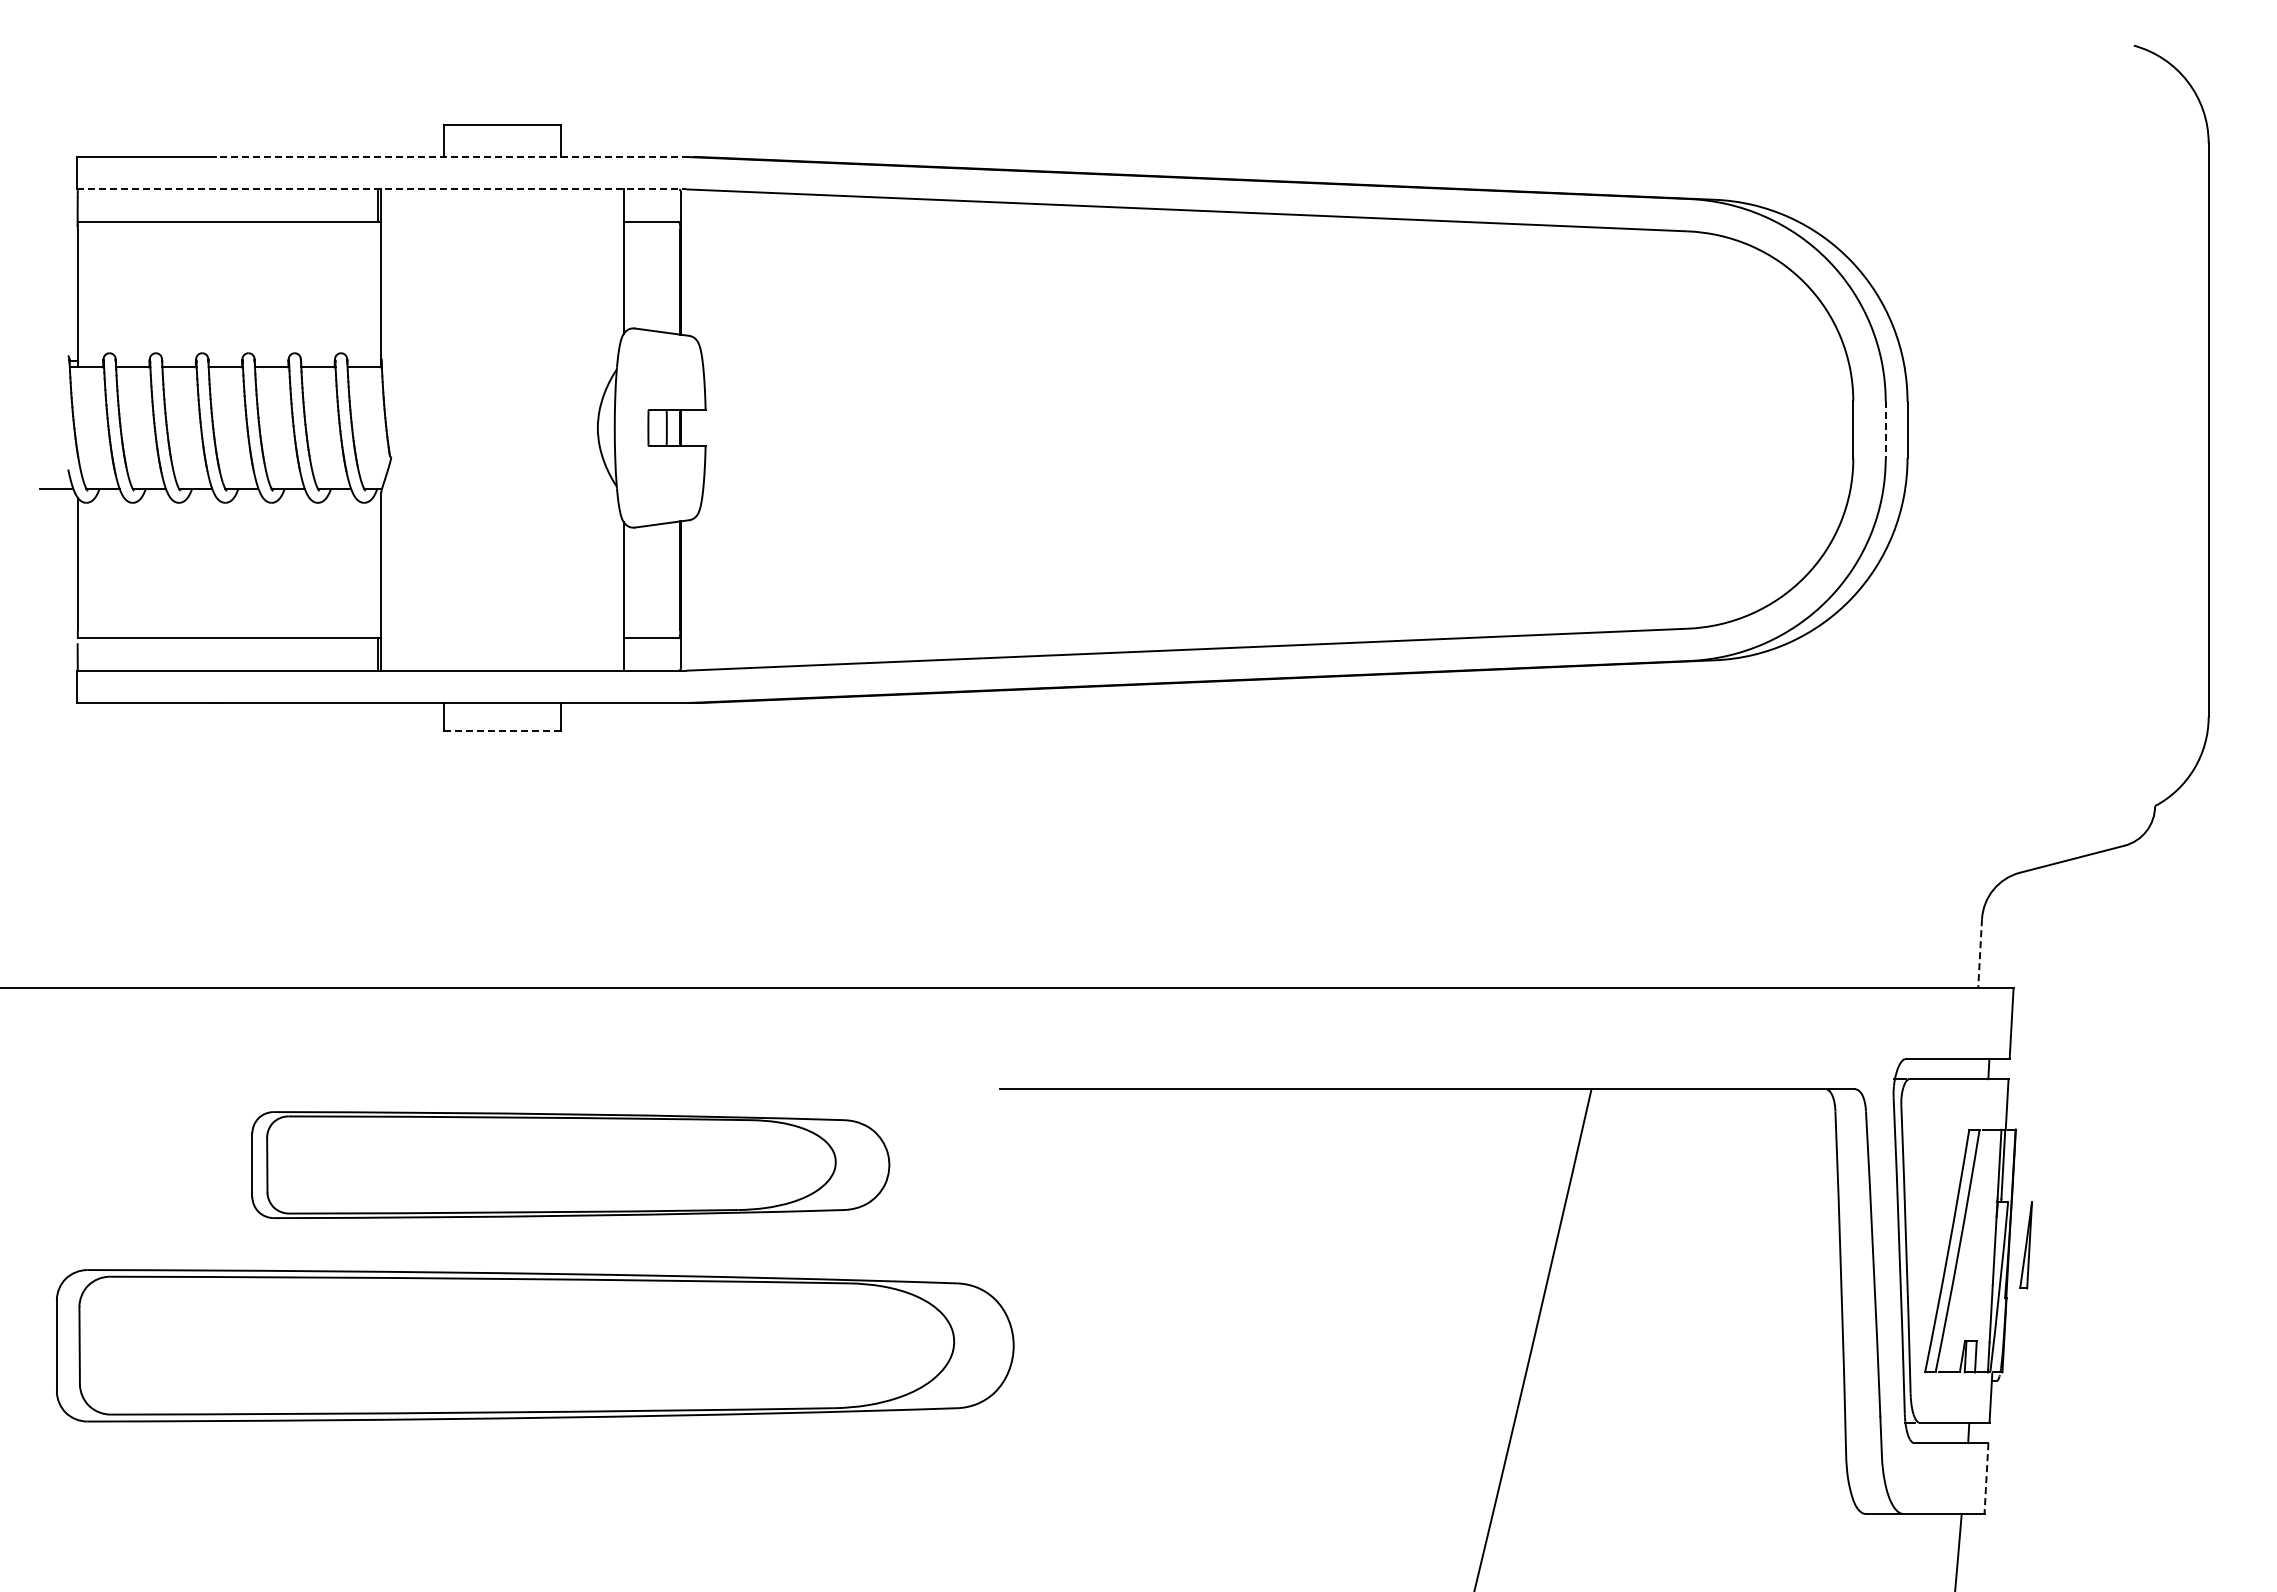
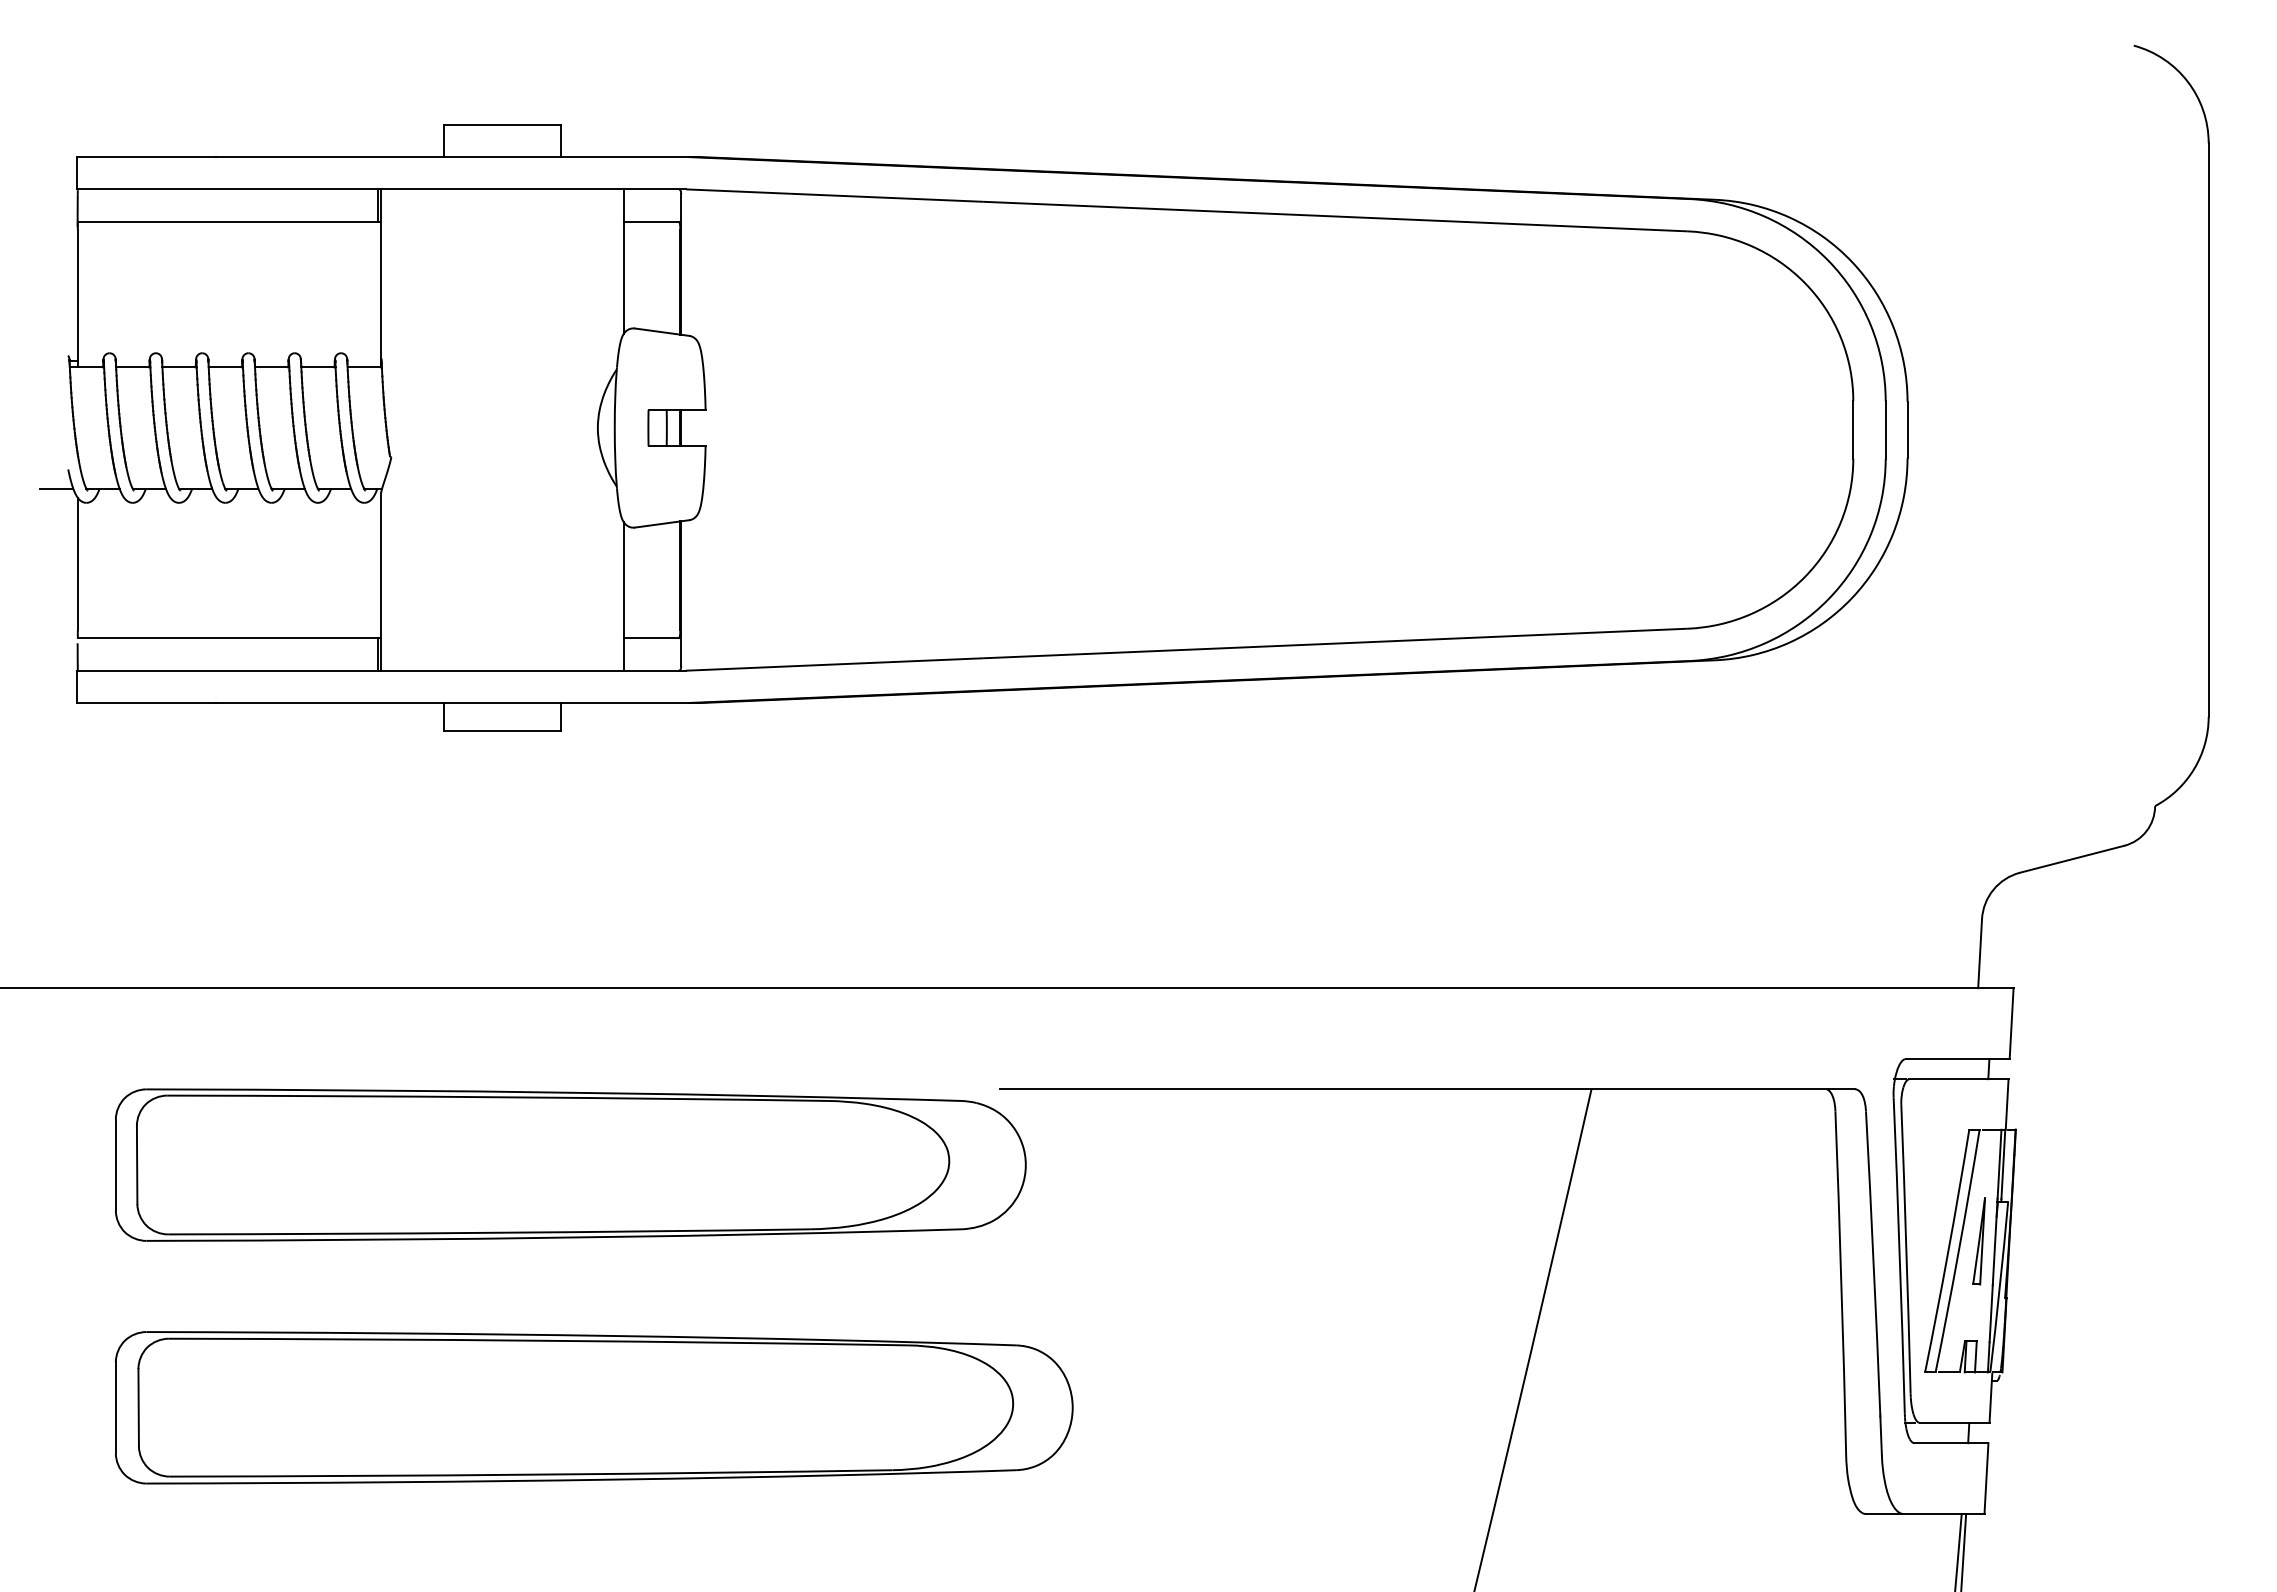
line: dashed -> solid (457, 157)
line: dashed -> solid (381, 189)
line: dashed -> solid (1885, 430)
line: dashed -> solid (502, 731)
line: dashed -> solid (1980, 953)
part size: 640x108 px -> 912x154 px (570, 1164)
part position: (2025, 1245) -> (1978, 1241) (1978, 1241)
part position: (535, 1345) -> (594, 1407) (594, 1407)
line: dashed -> solid (1986, 1479)
line: none -> present (1963, 1550)
